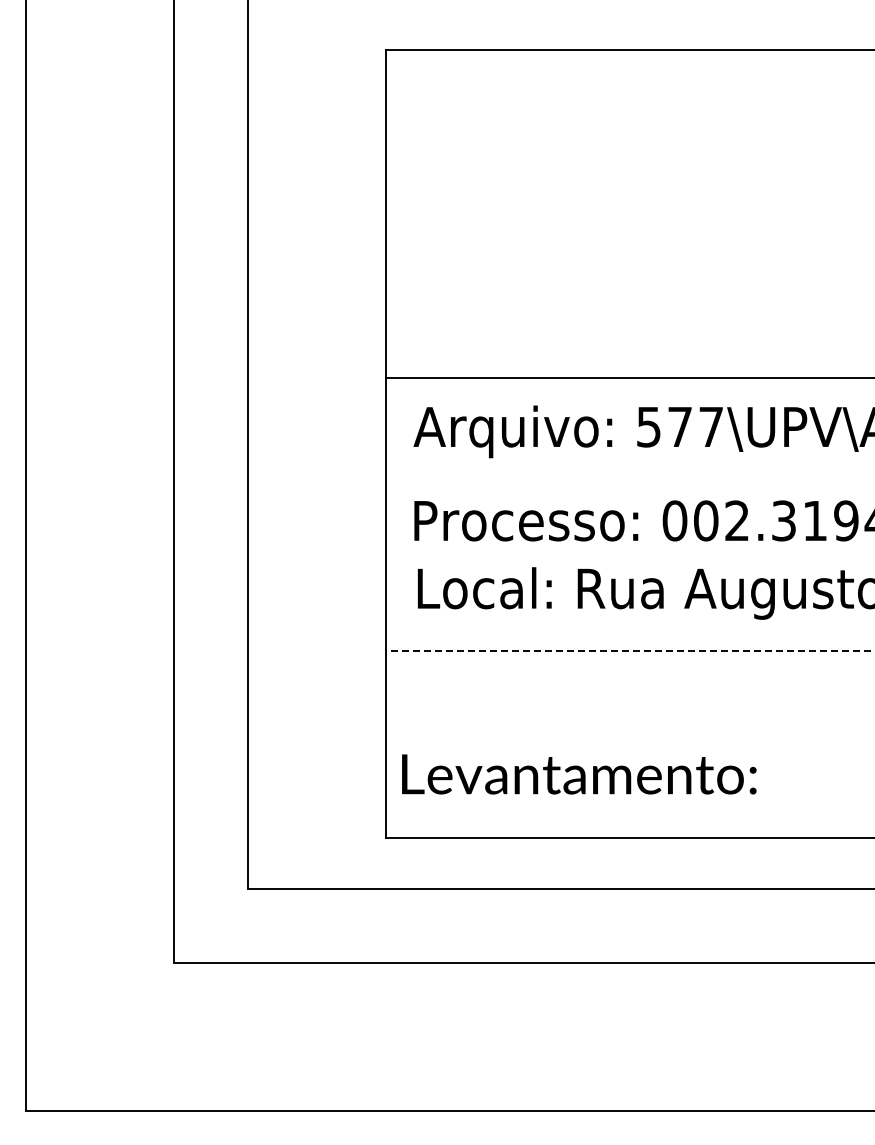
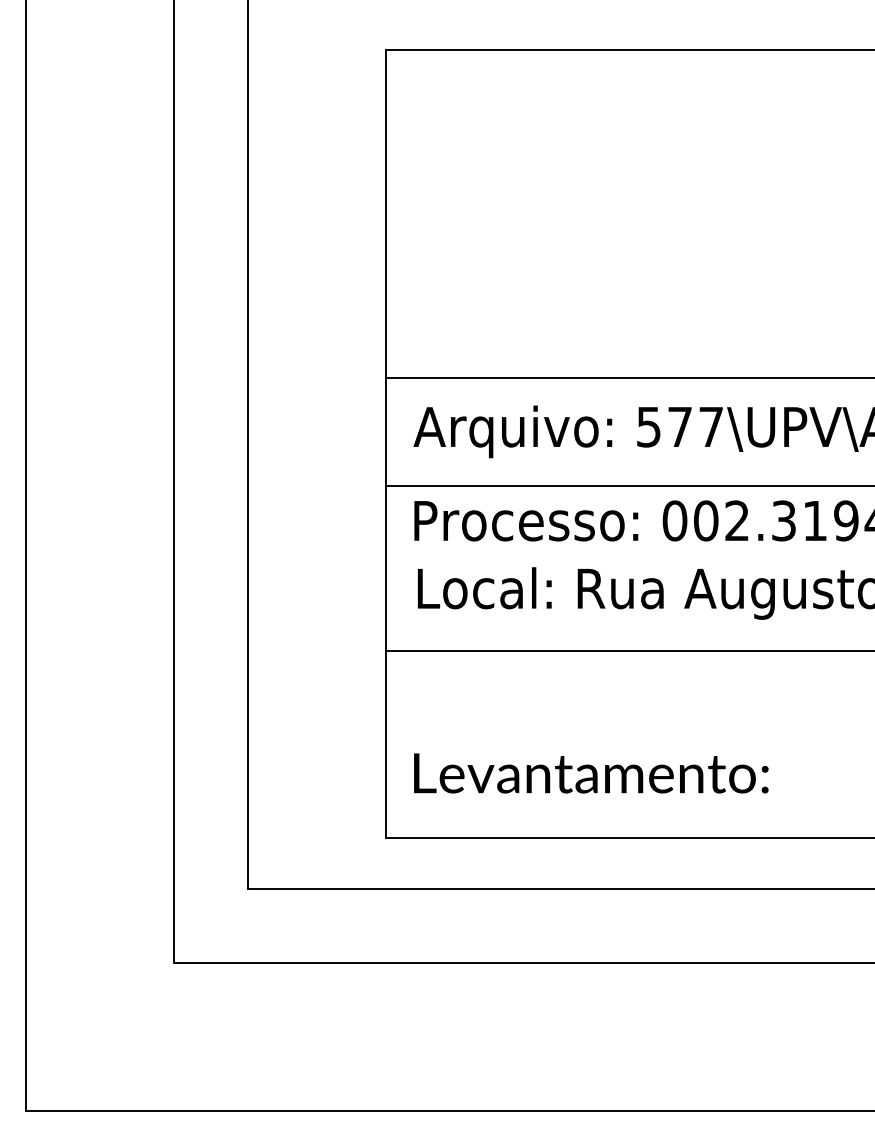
line: none -> present (628, 485)
line: dashed -> solid (629, 651)
text position: (579, 774) -> (591, 773) (591, 773)
